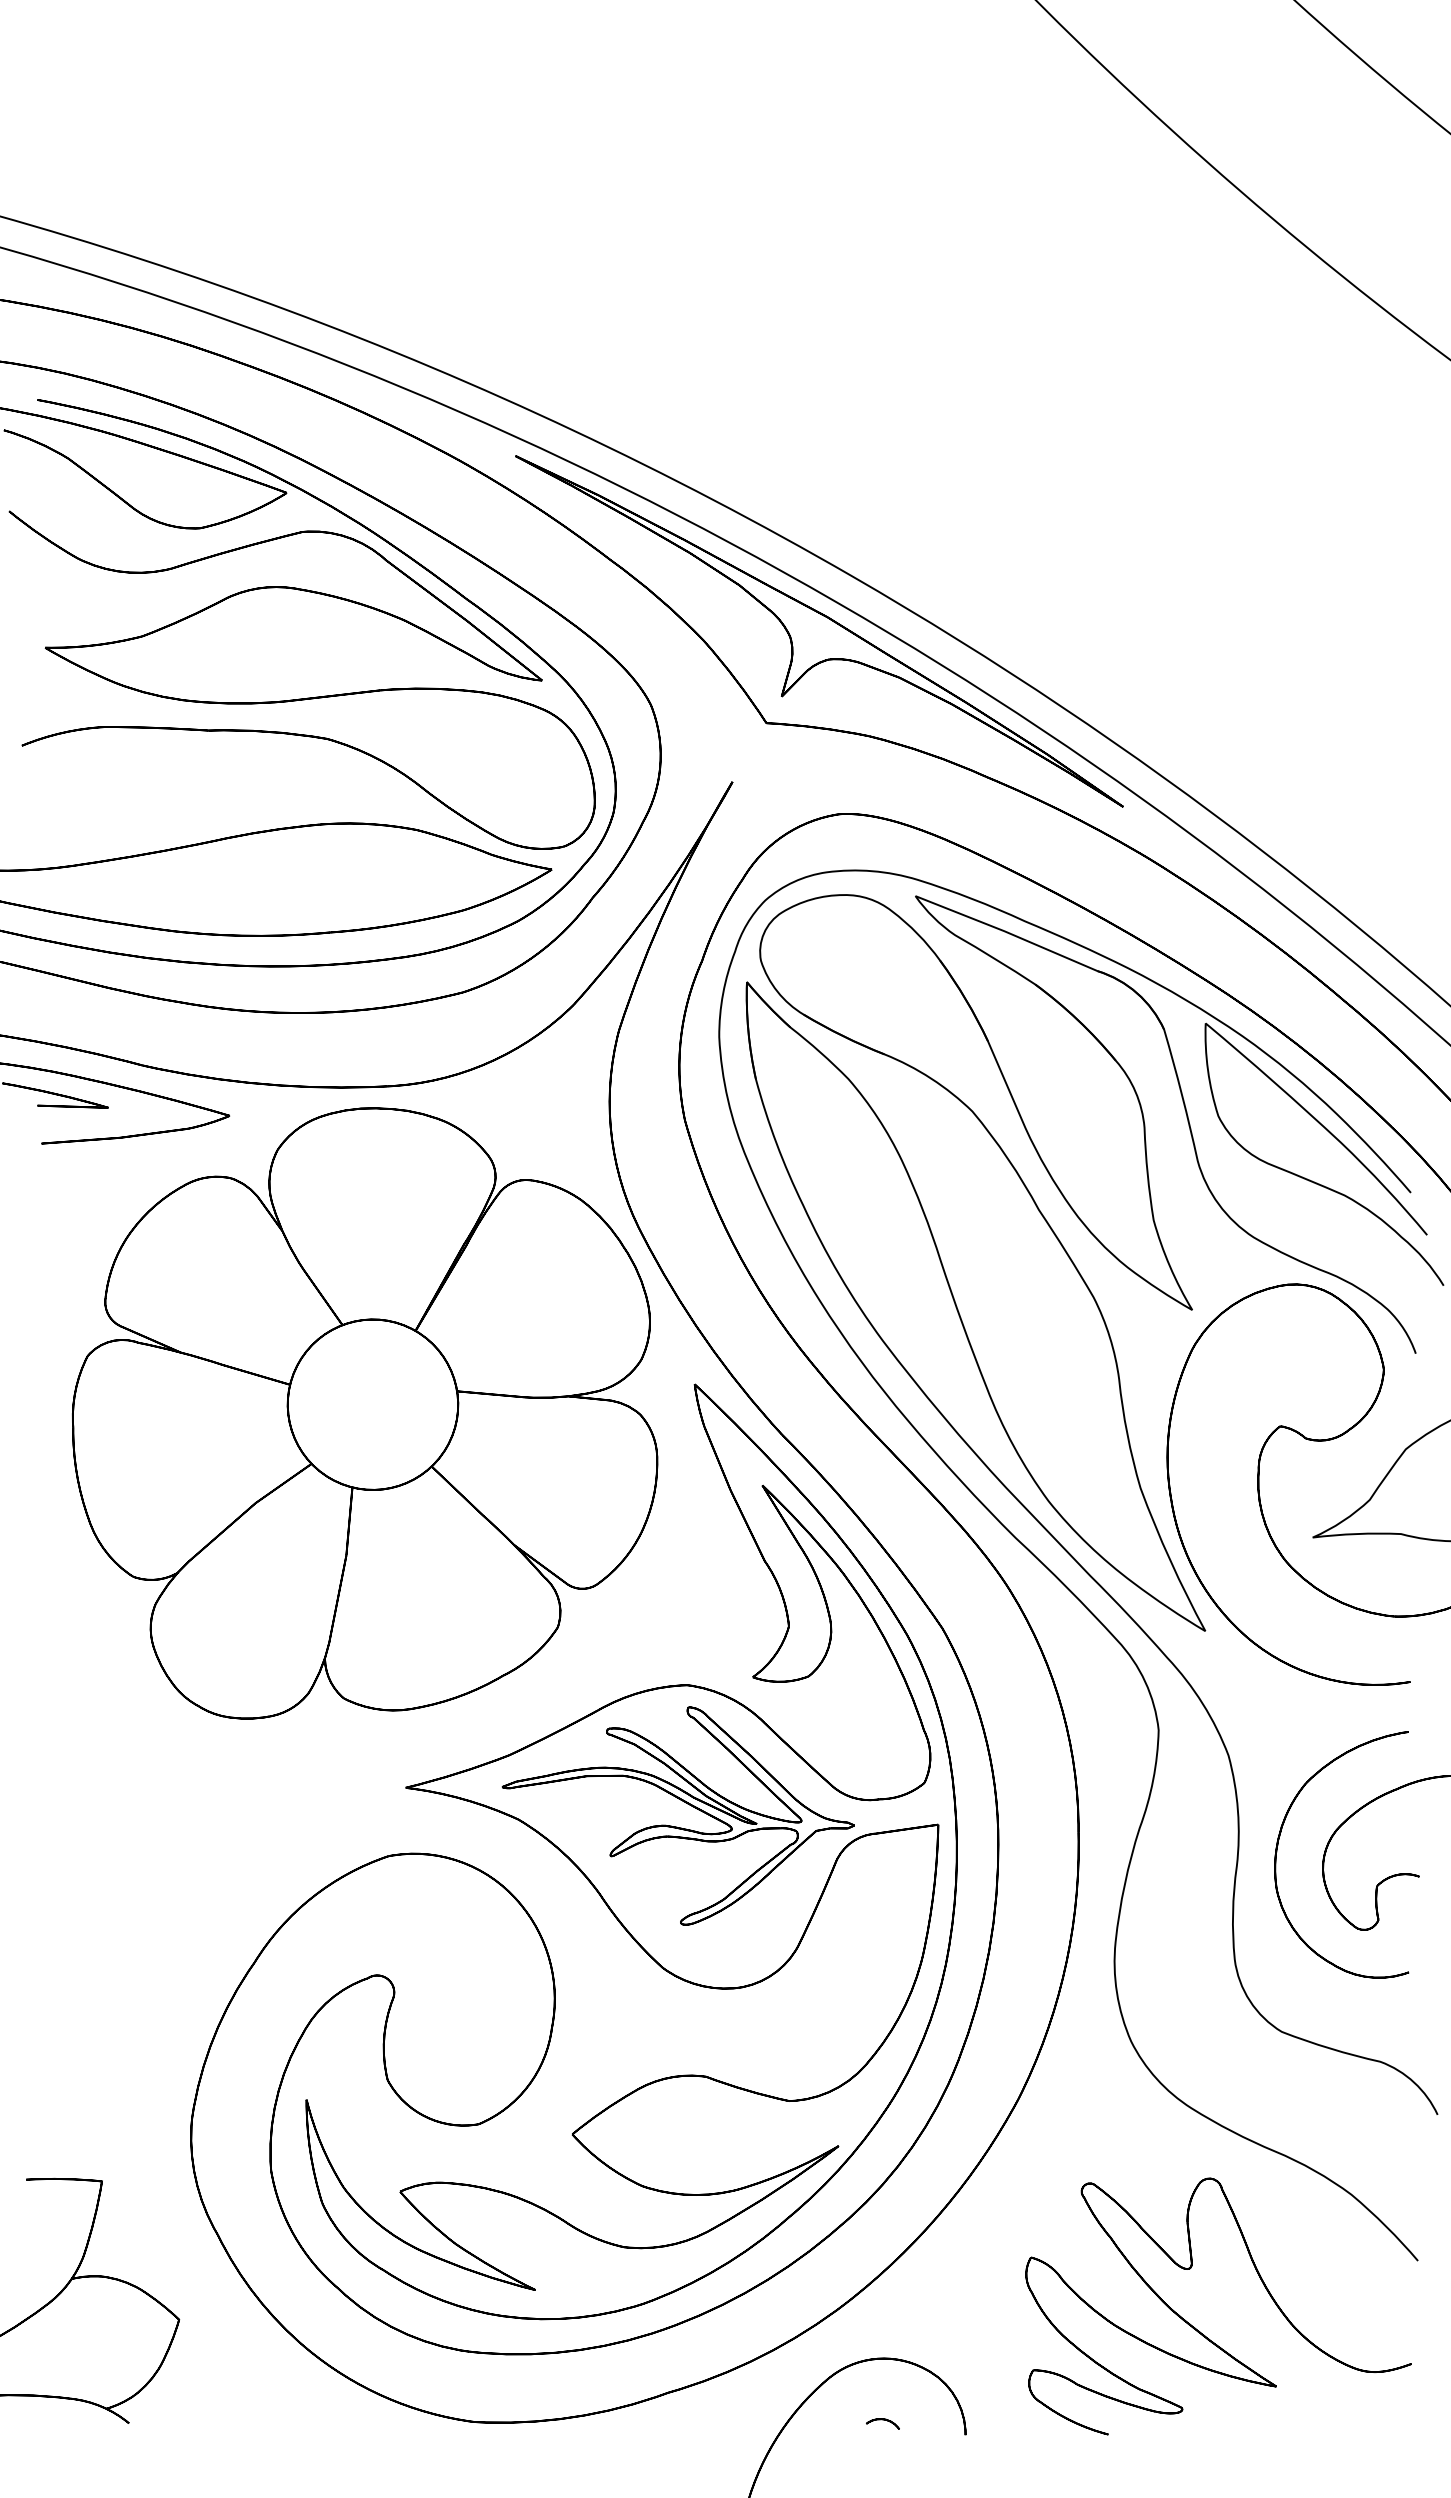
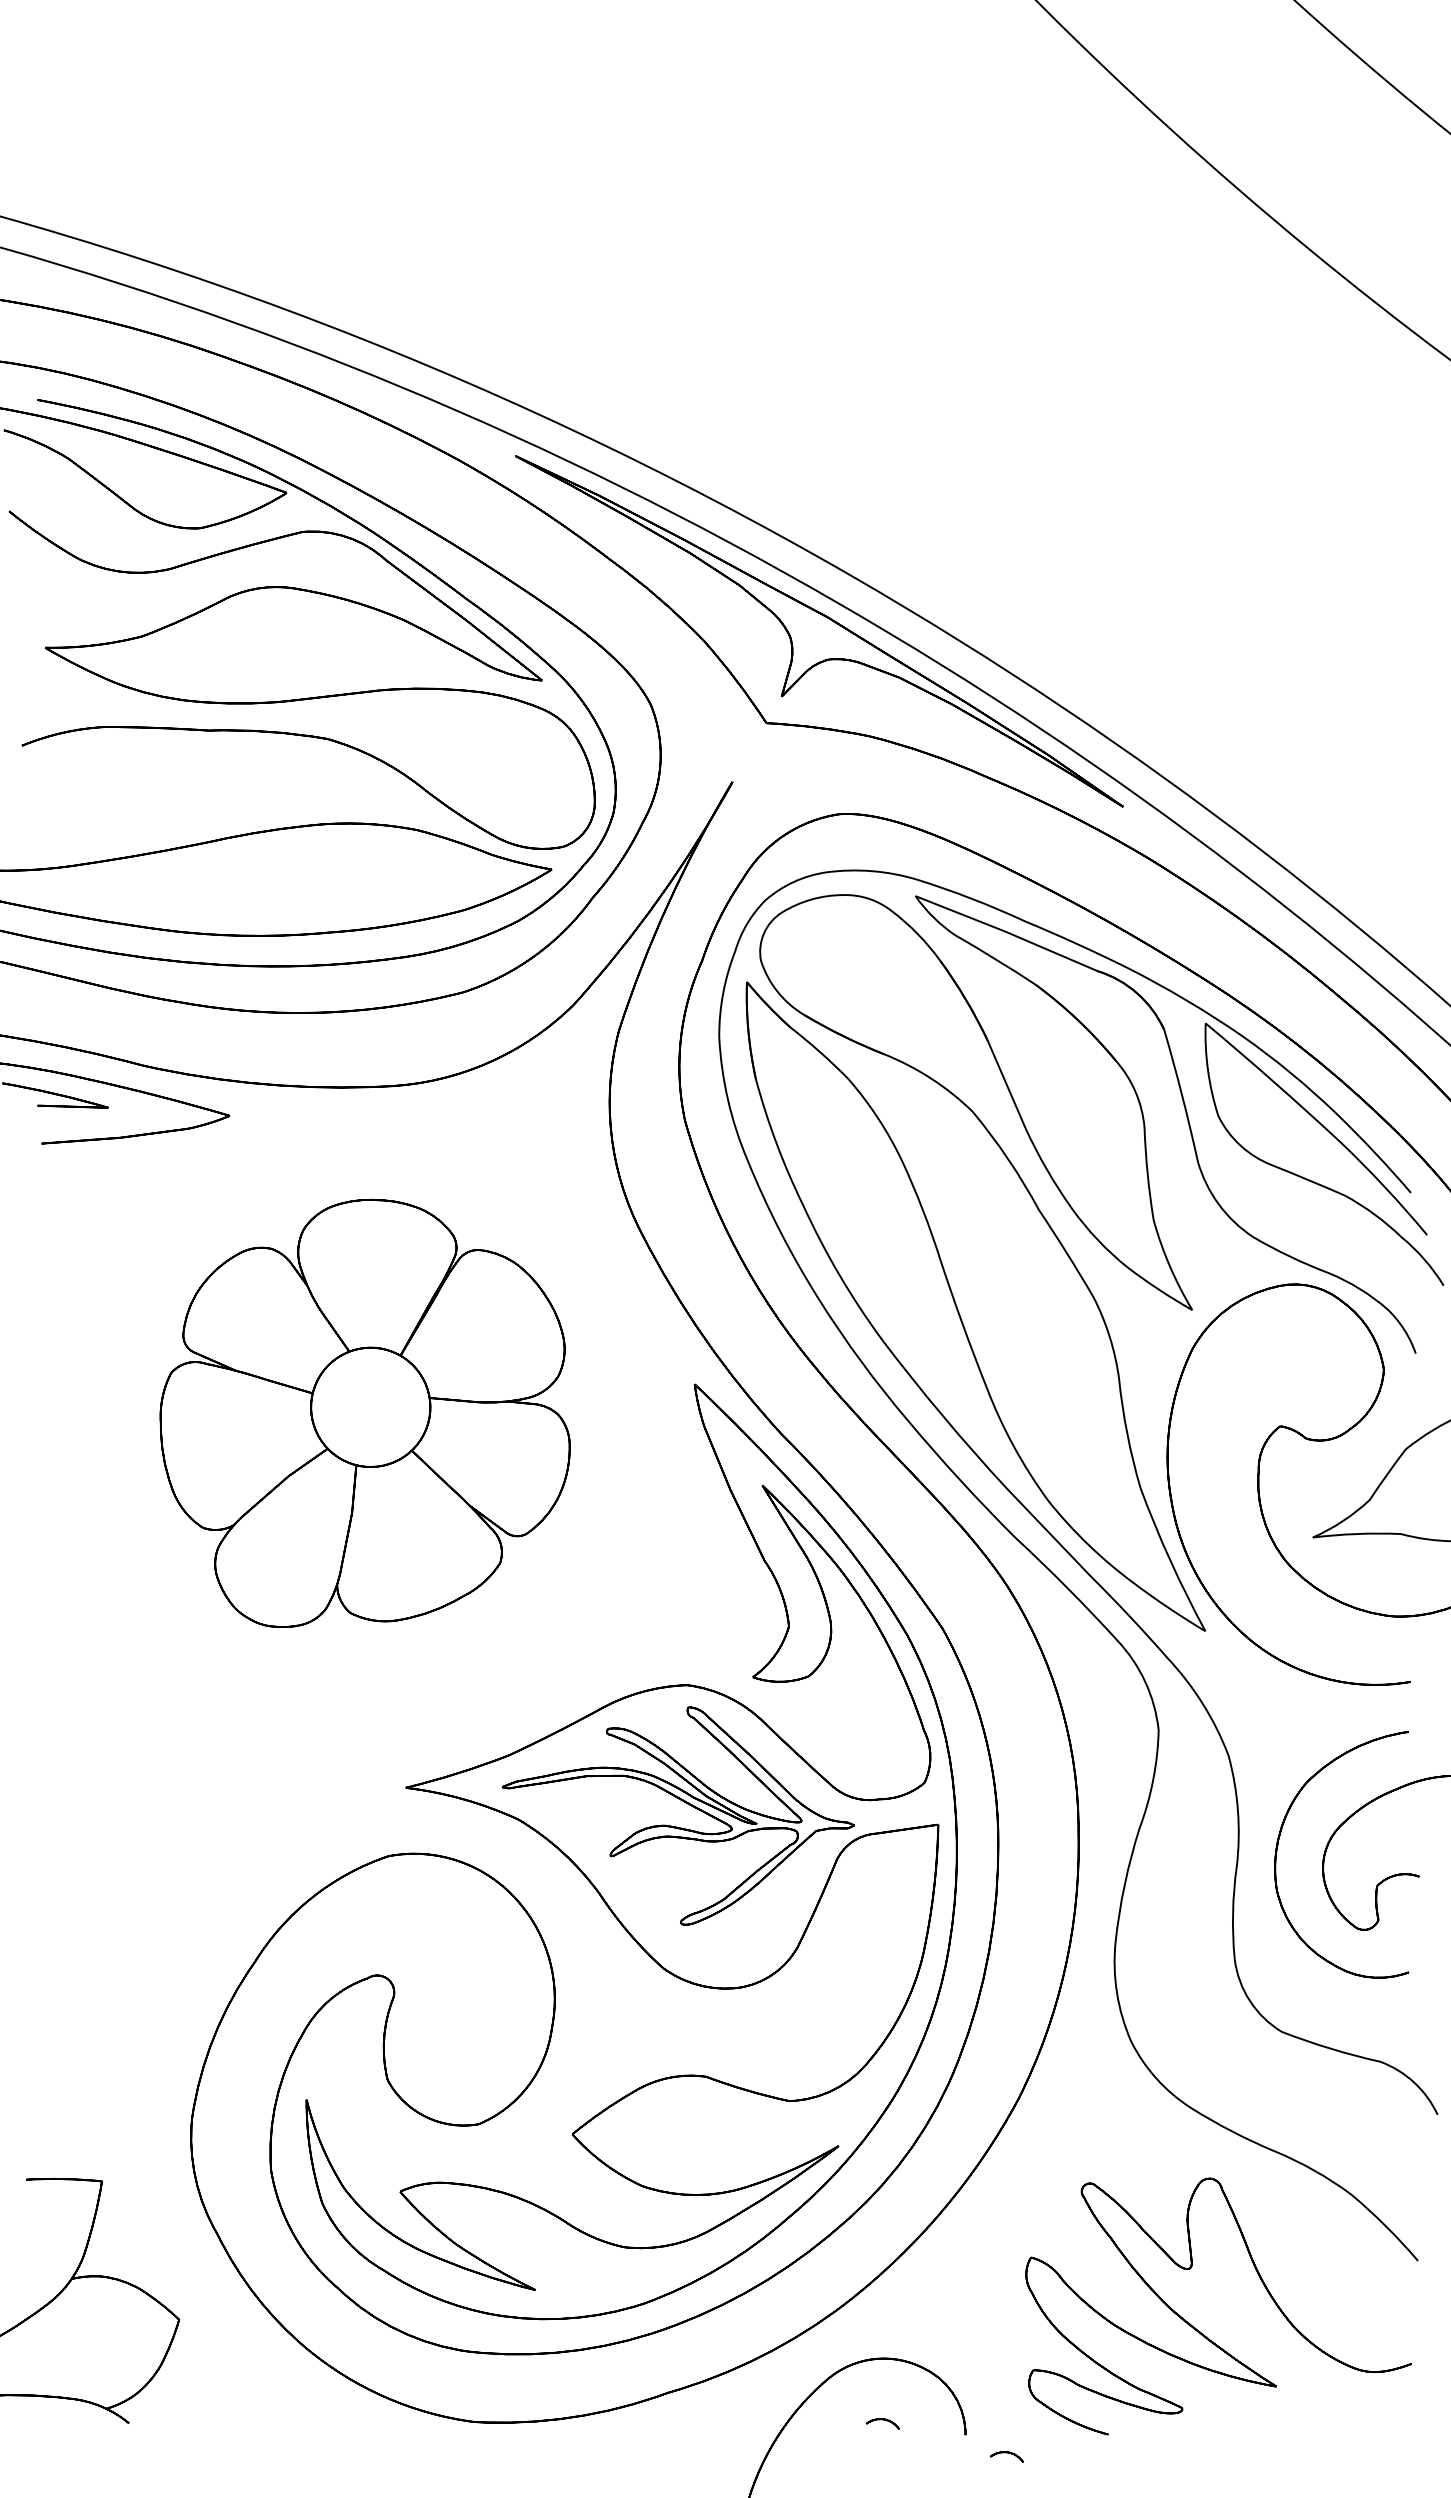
part size: 587x613 px -> 412x430 px (364, 1412)
part: none -> present (1006, 2456)
